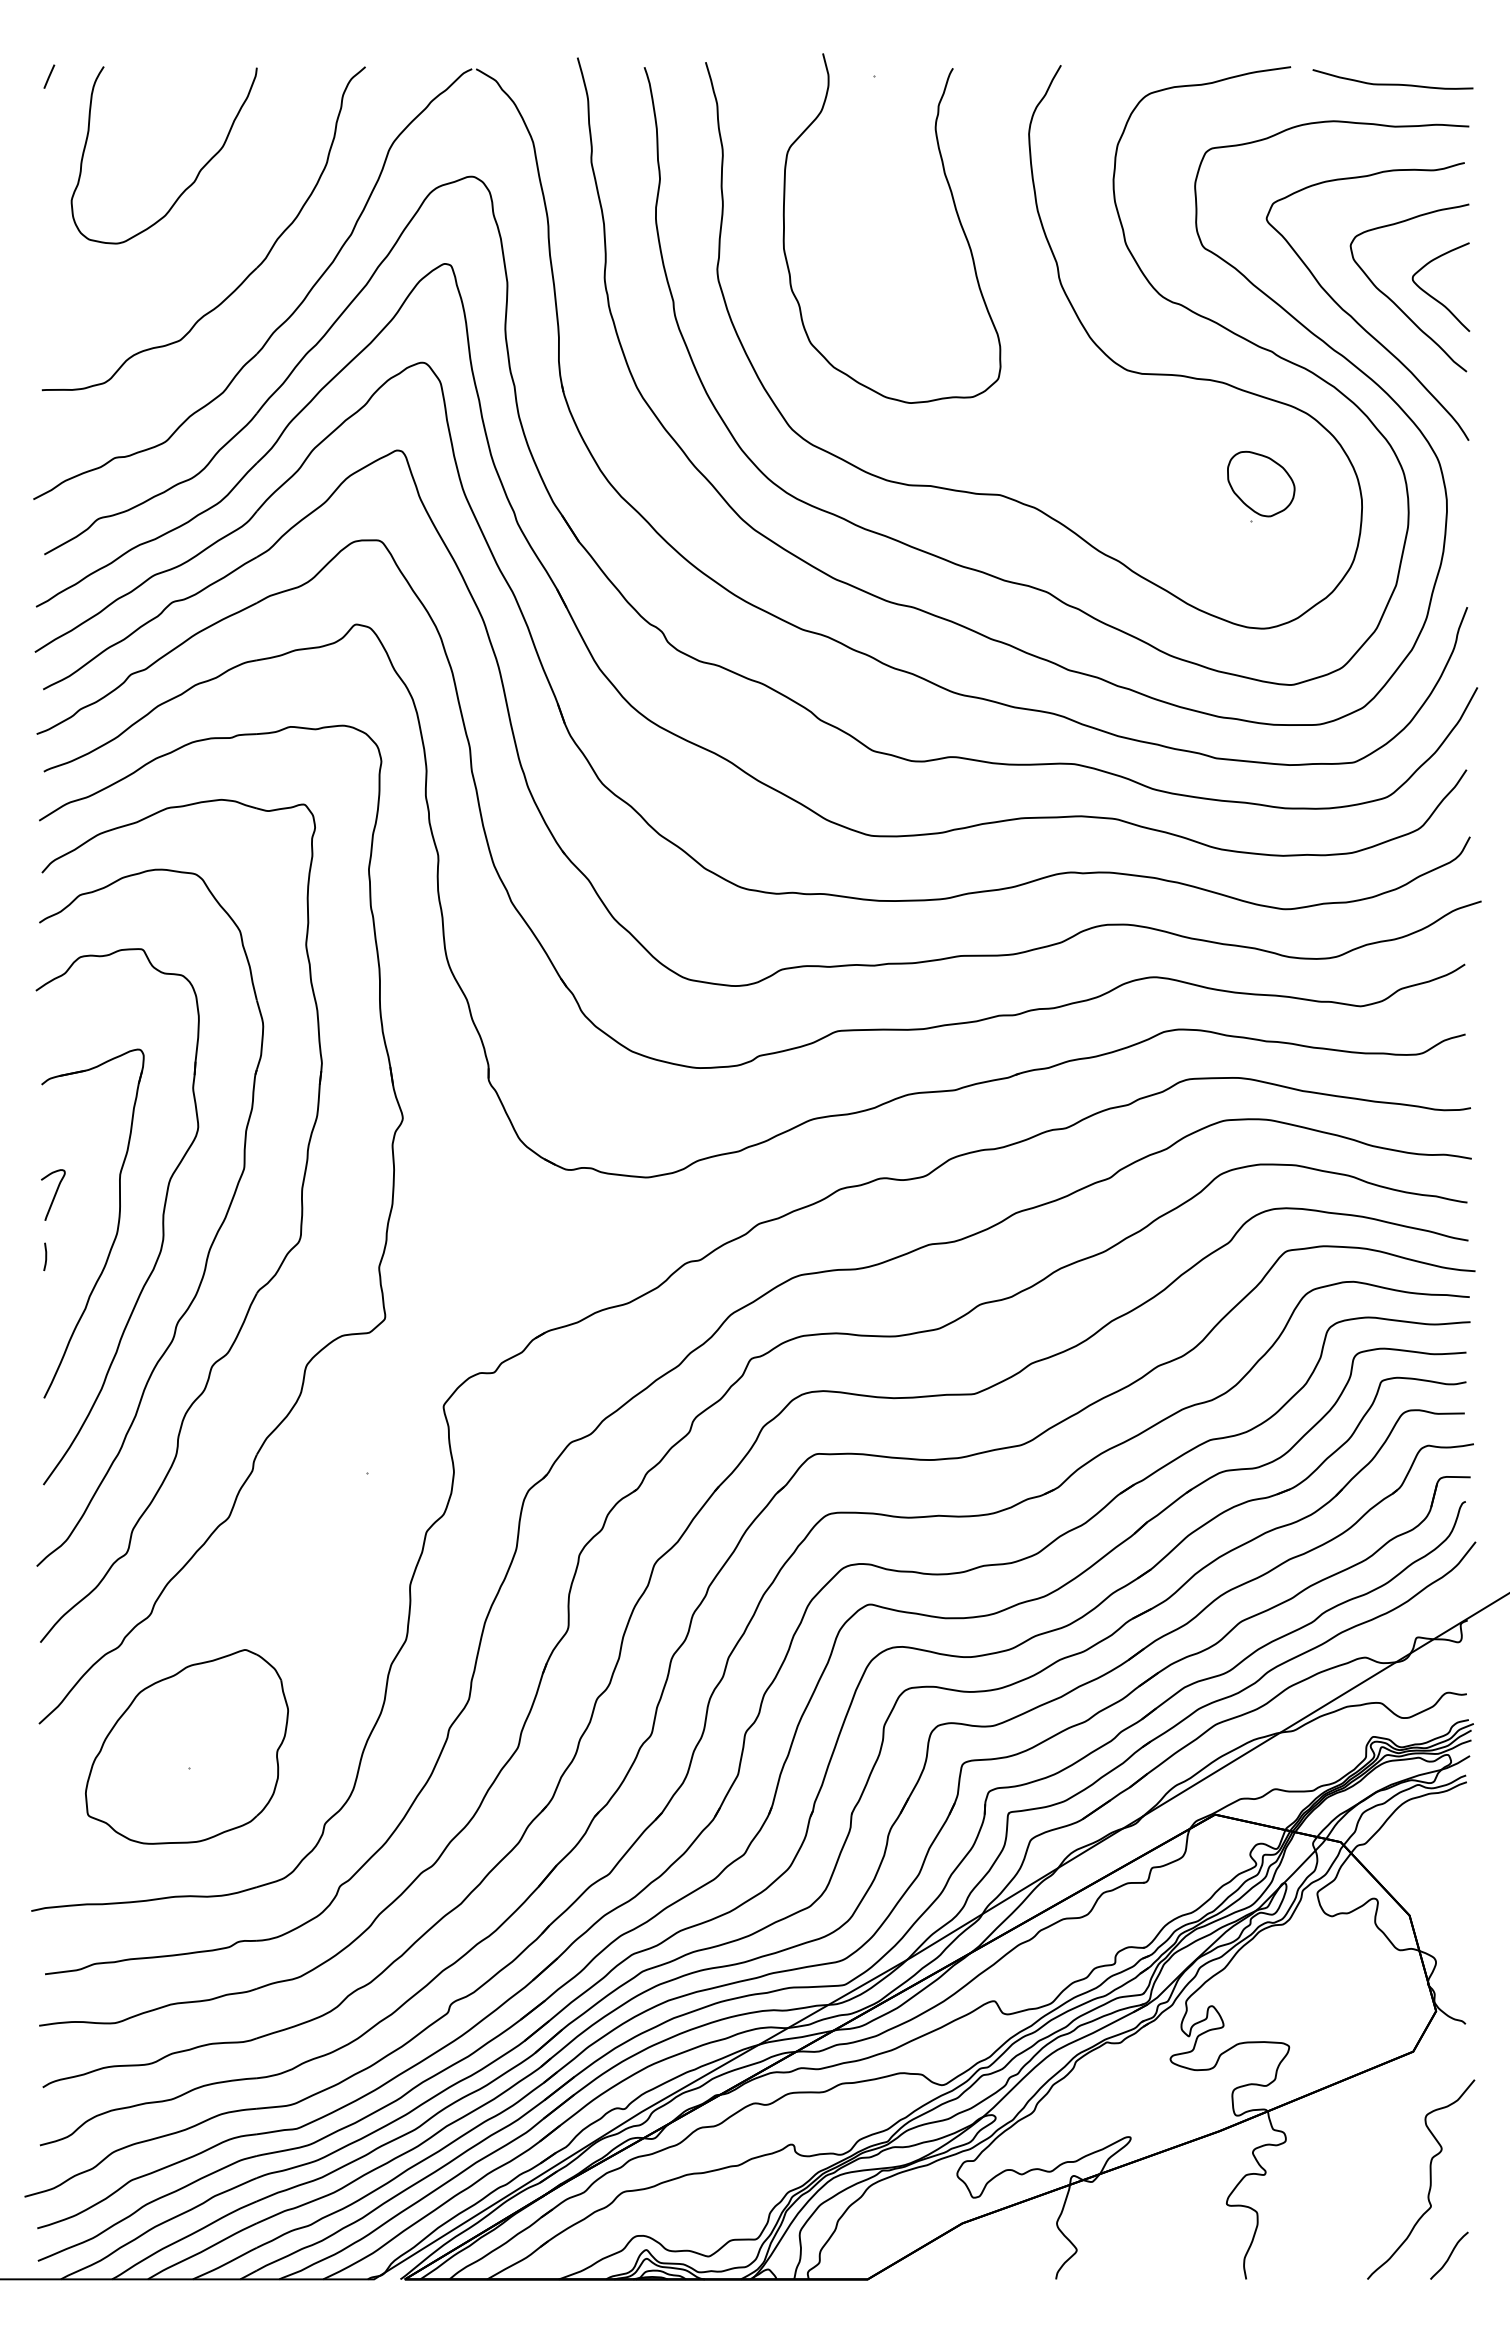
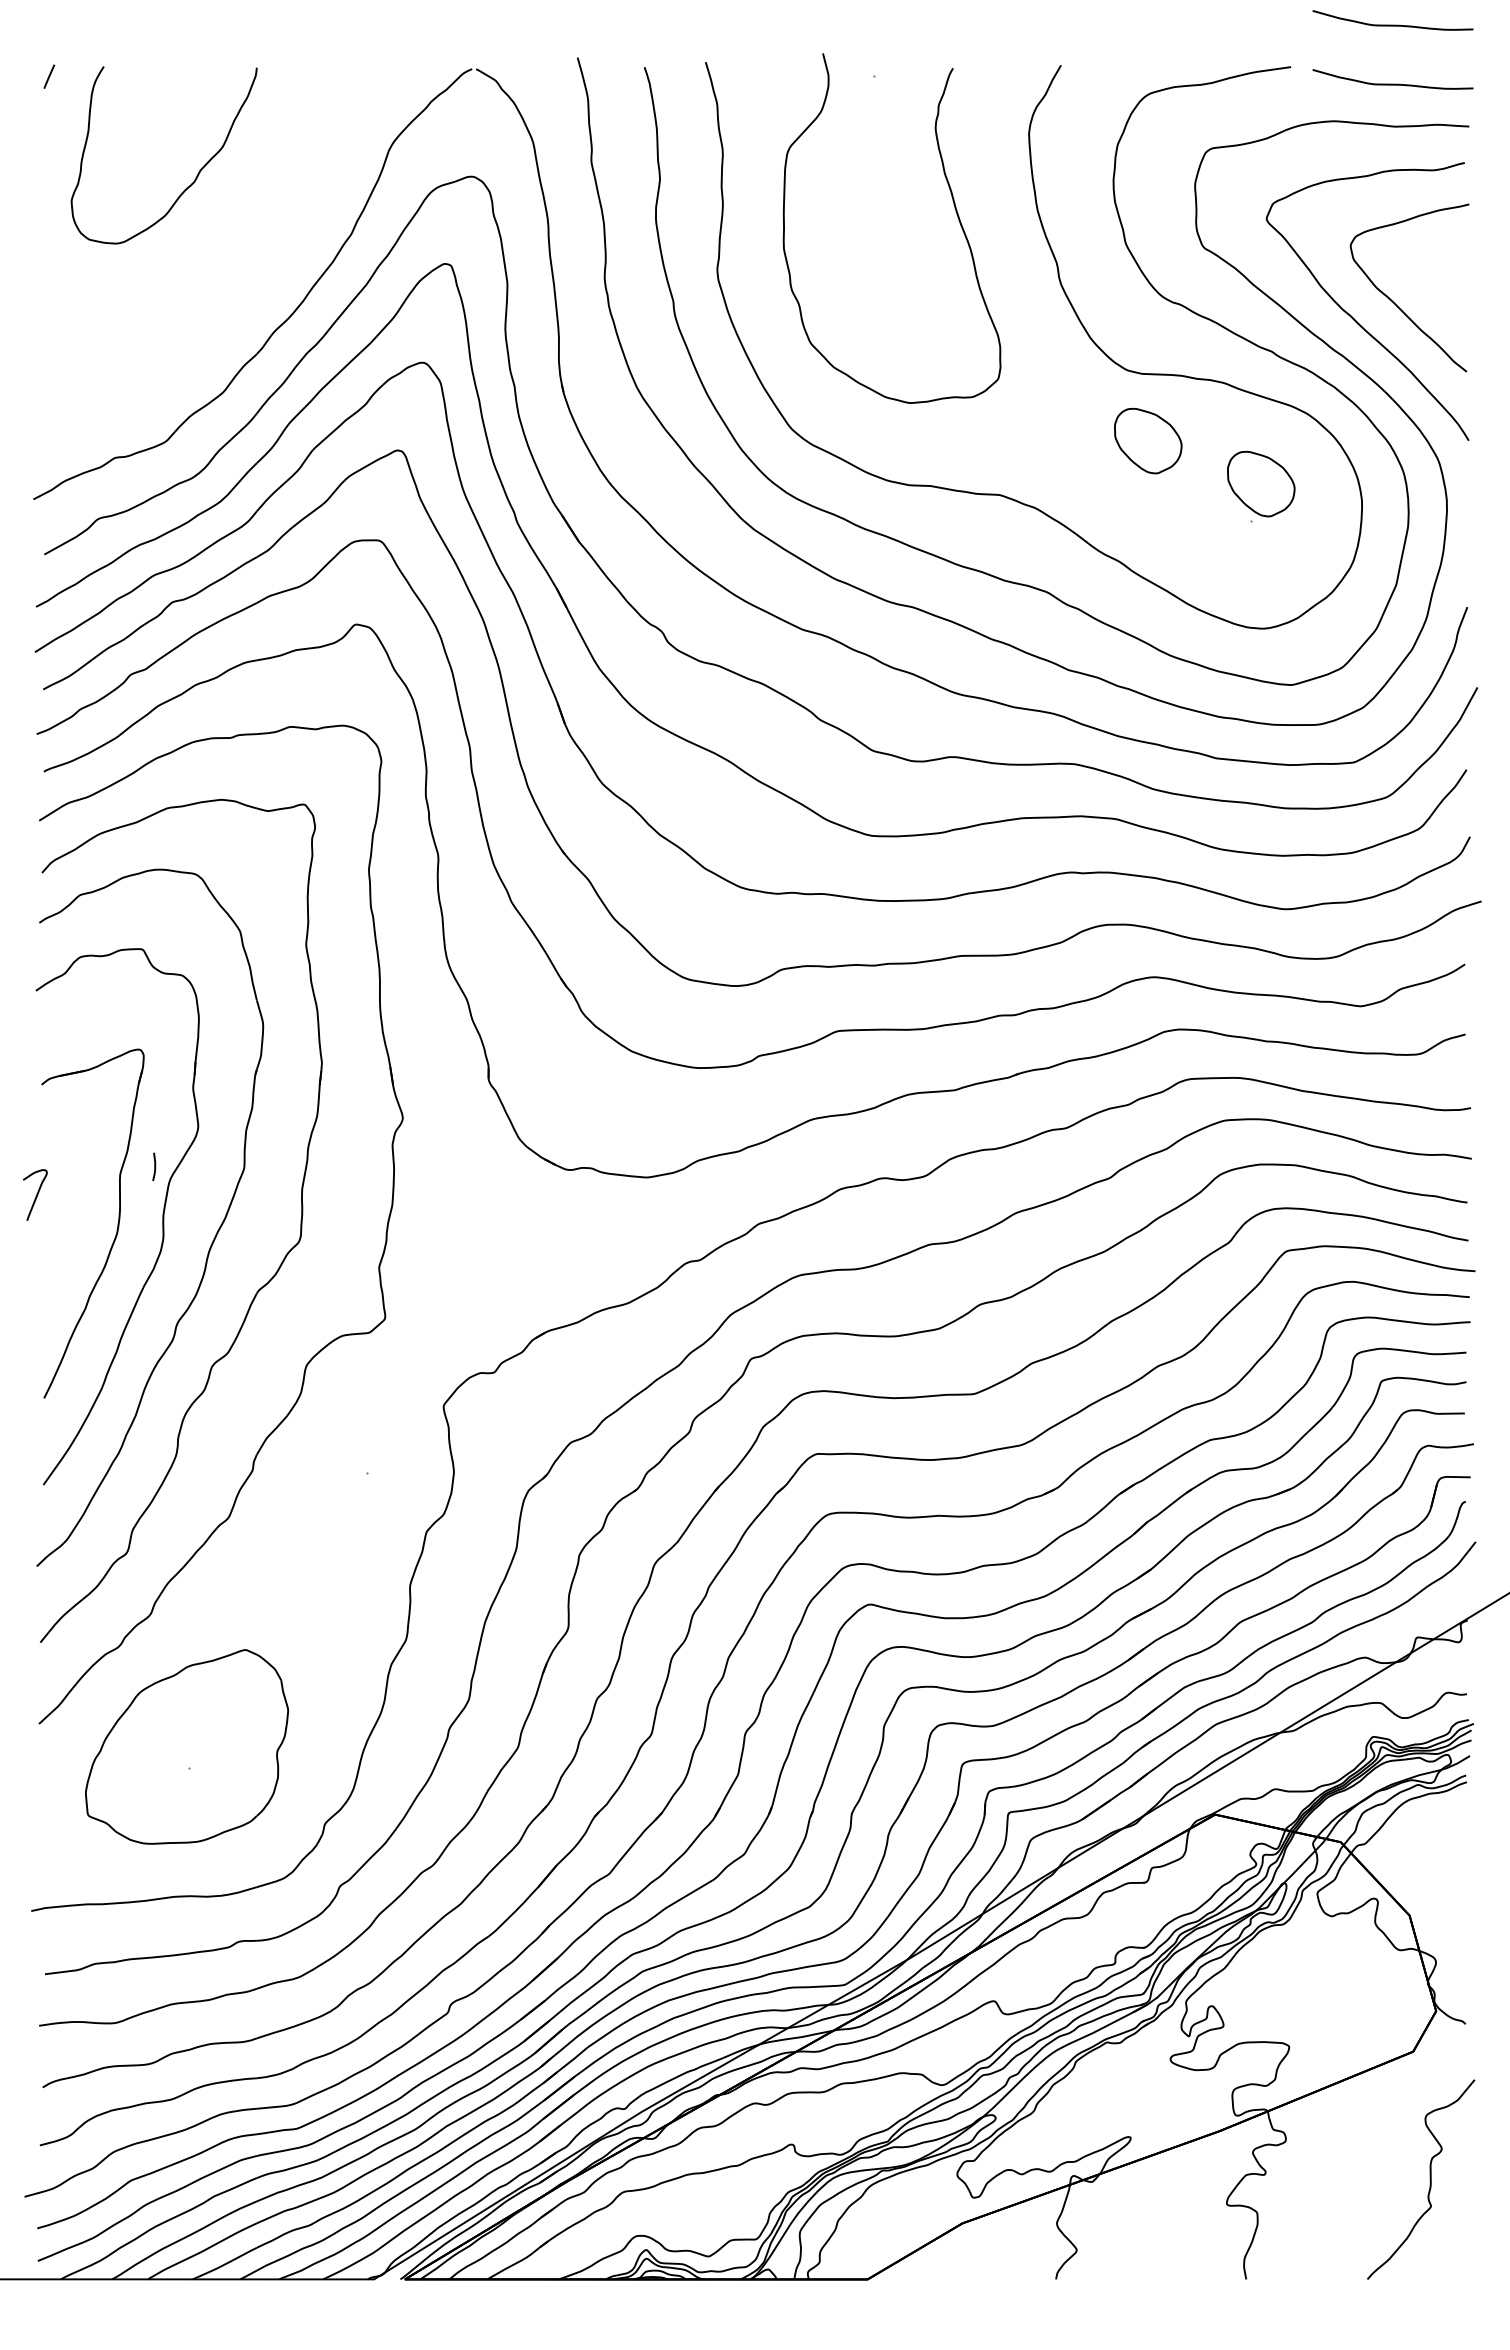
curve: none -> present (1392, 24)
part: present -> none (249, 273)
curve: present -> none (1434, 297)
part: none -> present (1148, 440)
curve position: (54, 1194) -> (36, 1194) (36, 1194)
line position: (45, 1256) -> (154, 1166) (154, 1166)
curve: present -> none (1449, 2255)
